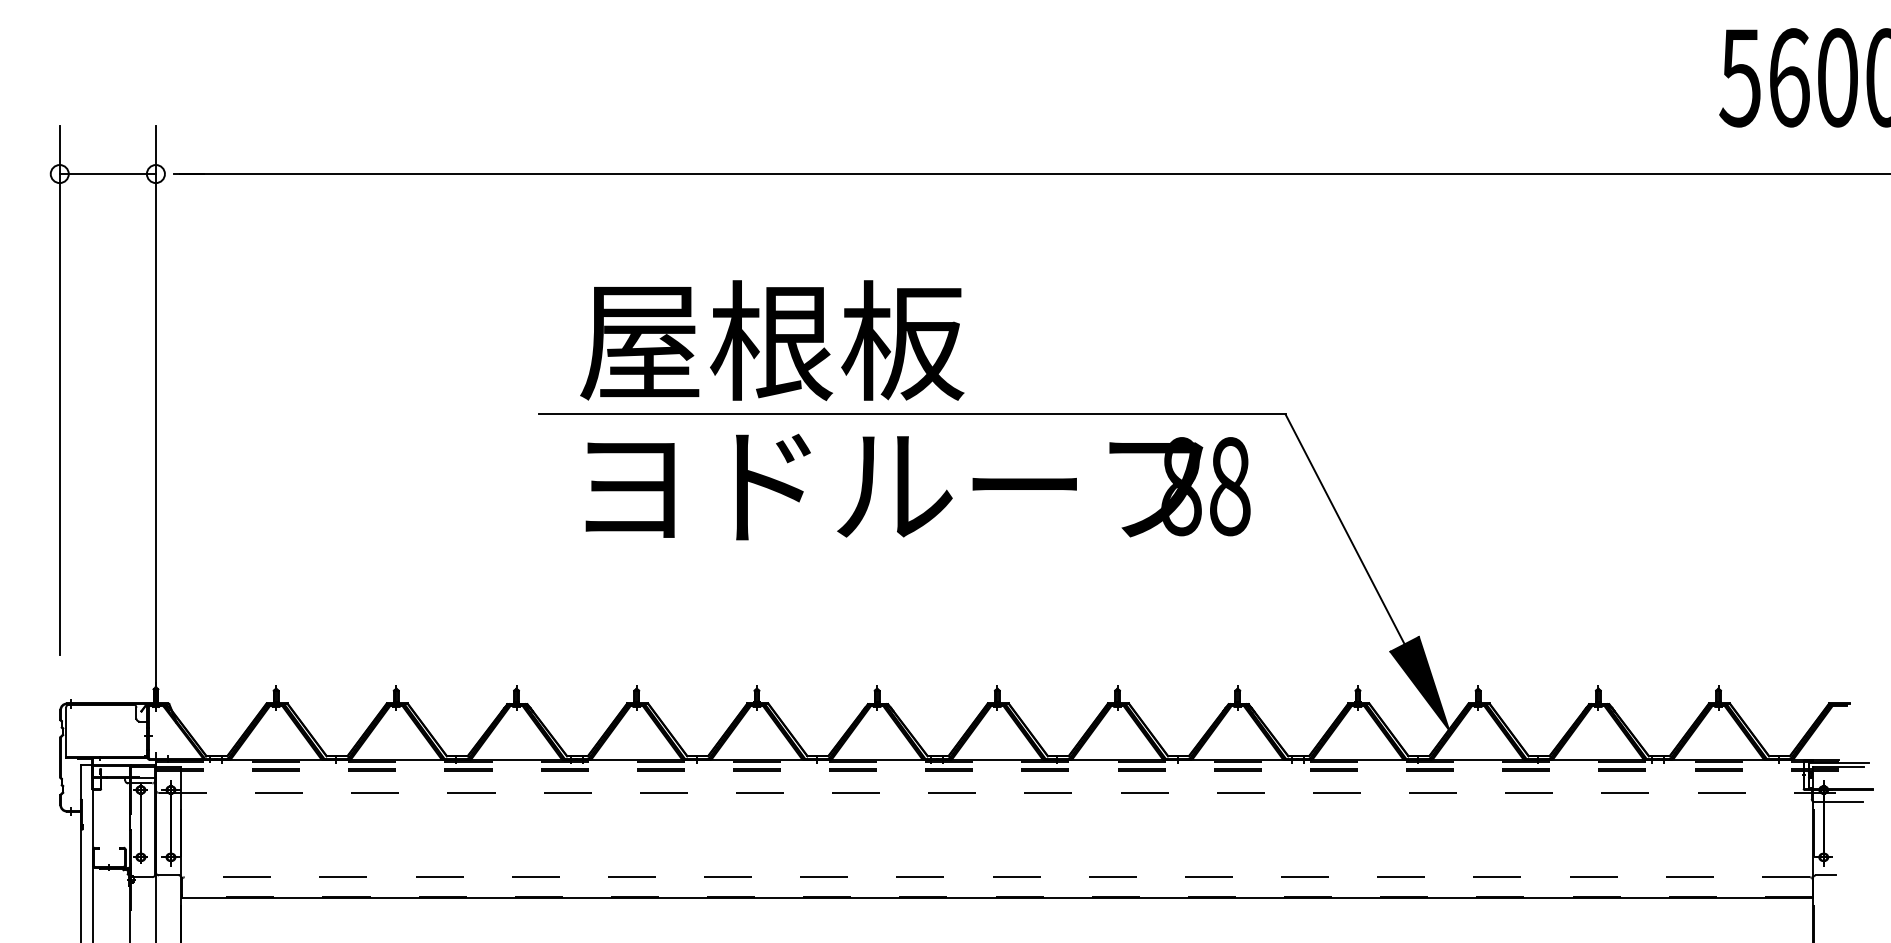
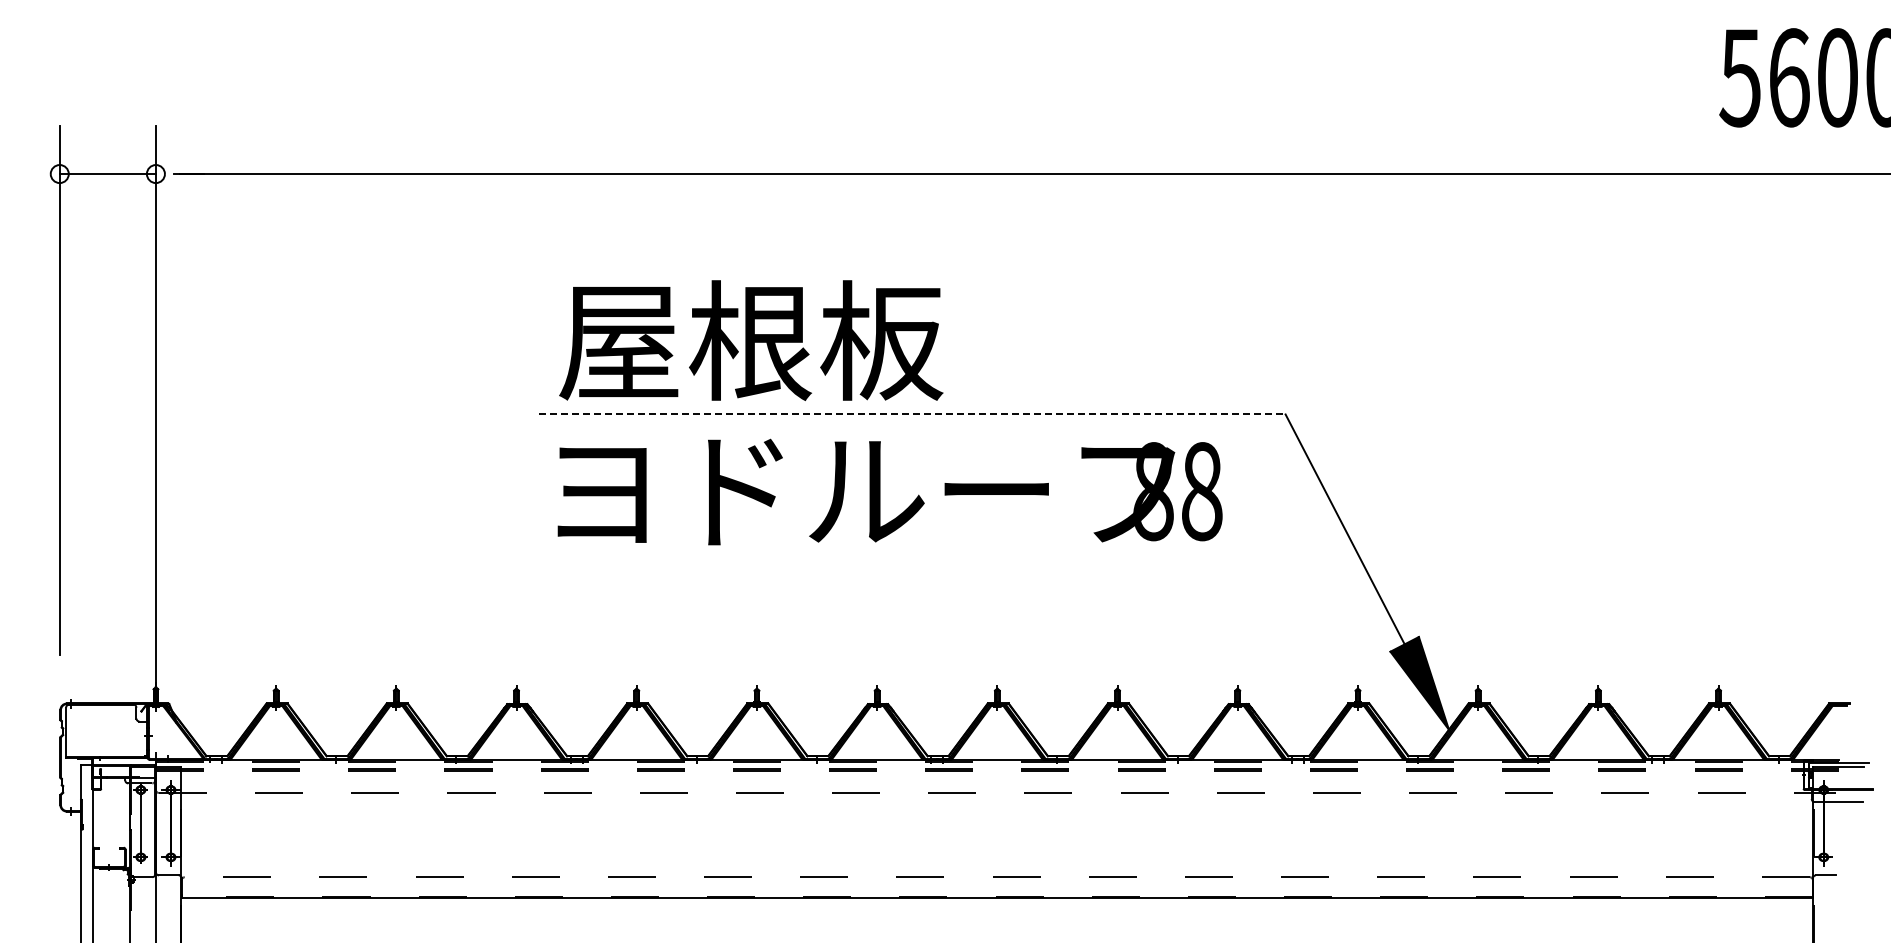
text position: (772, 340) -> (751, 340) (751, 340)
line: solid -> dashed (912, 414)
text position: (917, 486) -> (889, 491) (889, 491)
